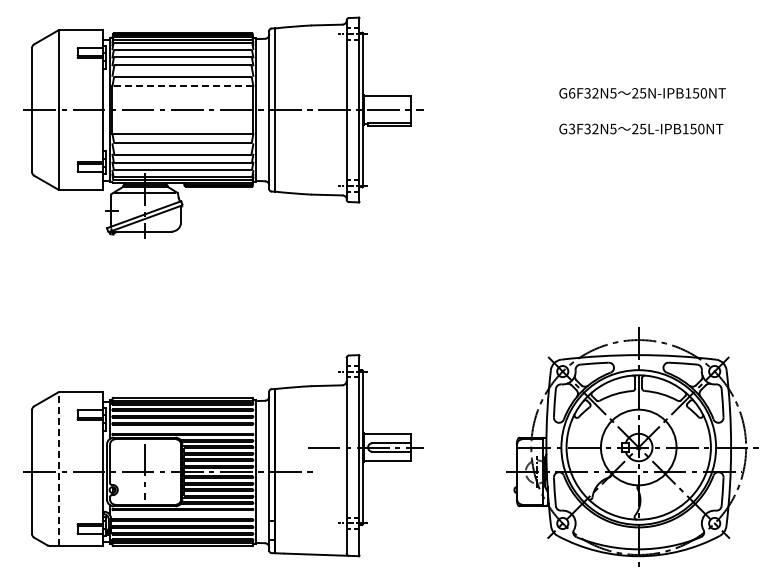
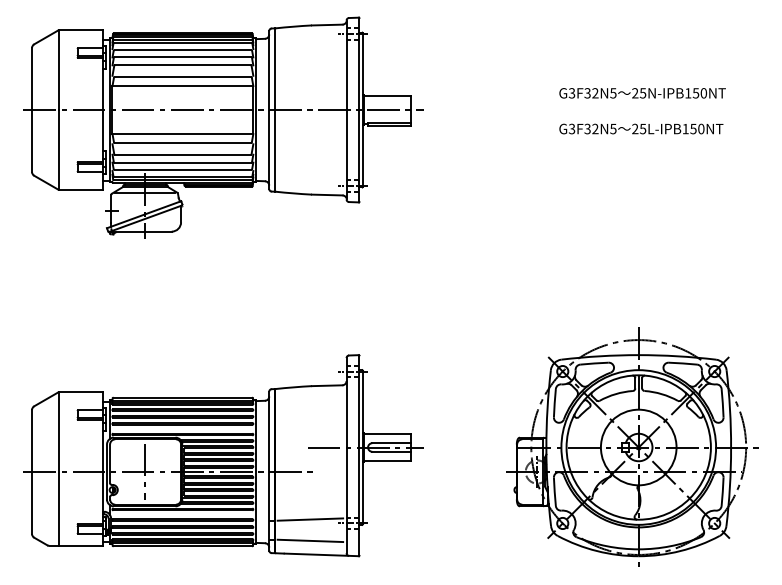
line: dashed -> solid (182, 85)
text: G6F32N5 -> G3F32N5 (571, 93)
line: dashed -> solid (58, 469)
line: none -> present (310, 519)
line: none -> present (310, 540)
